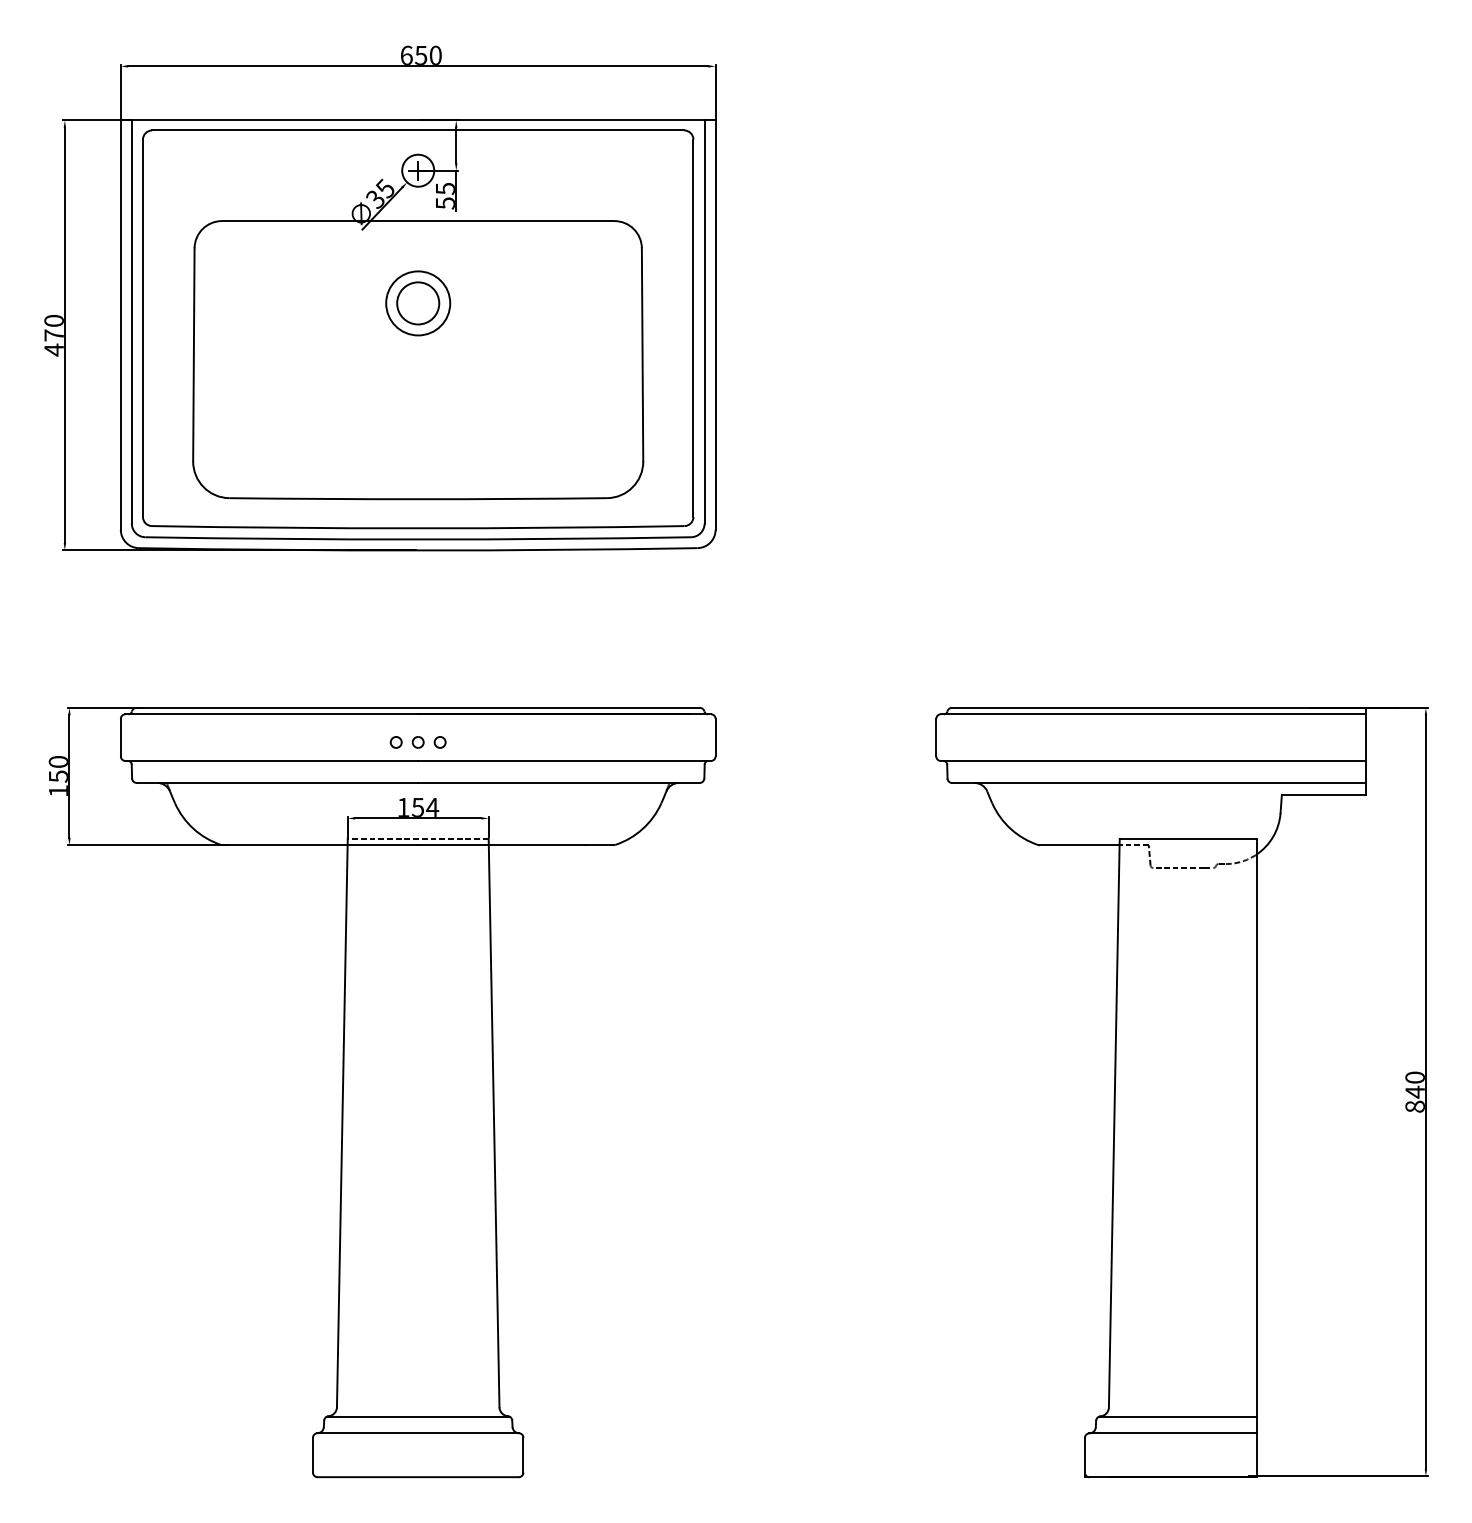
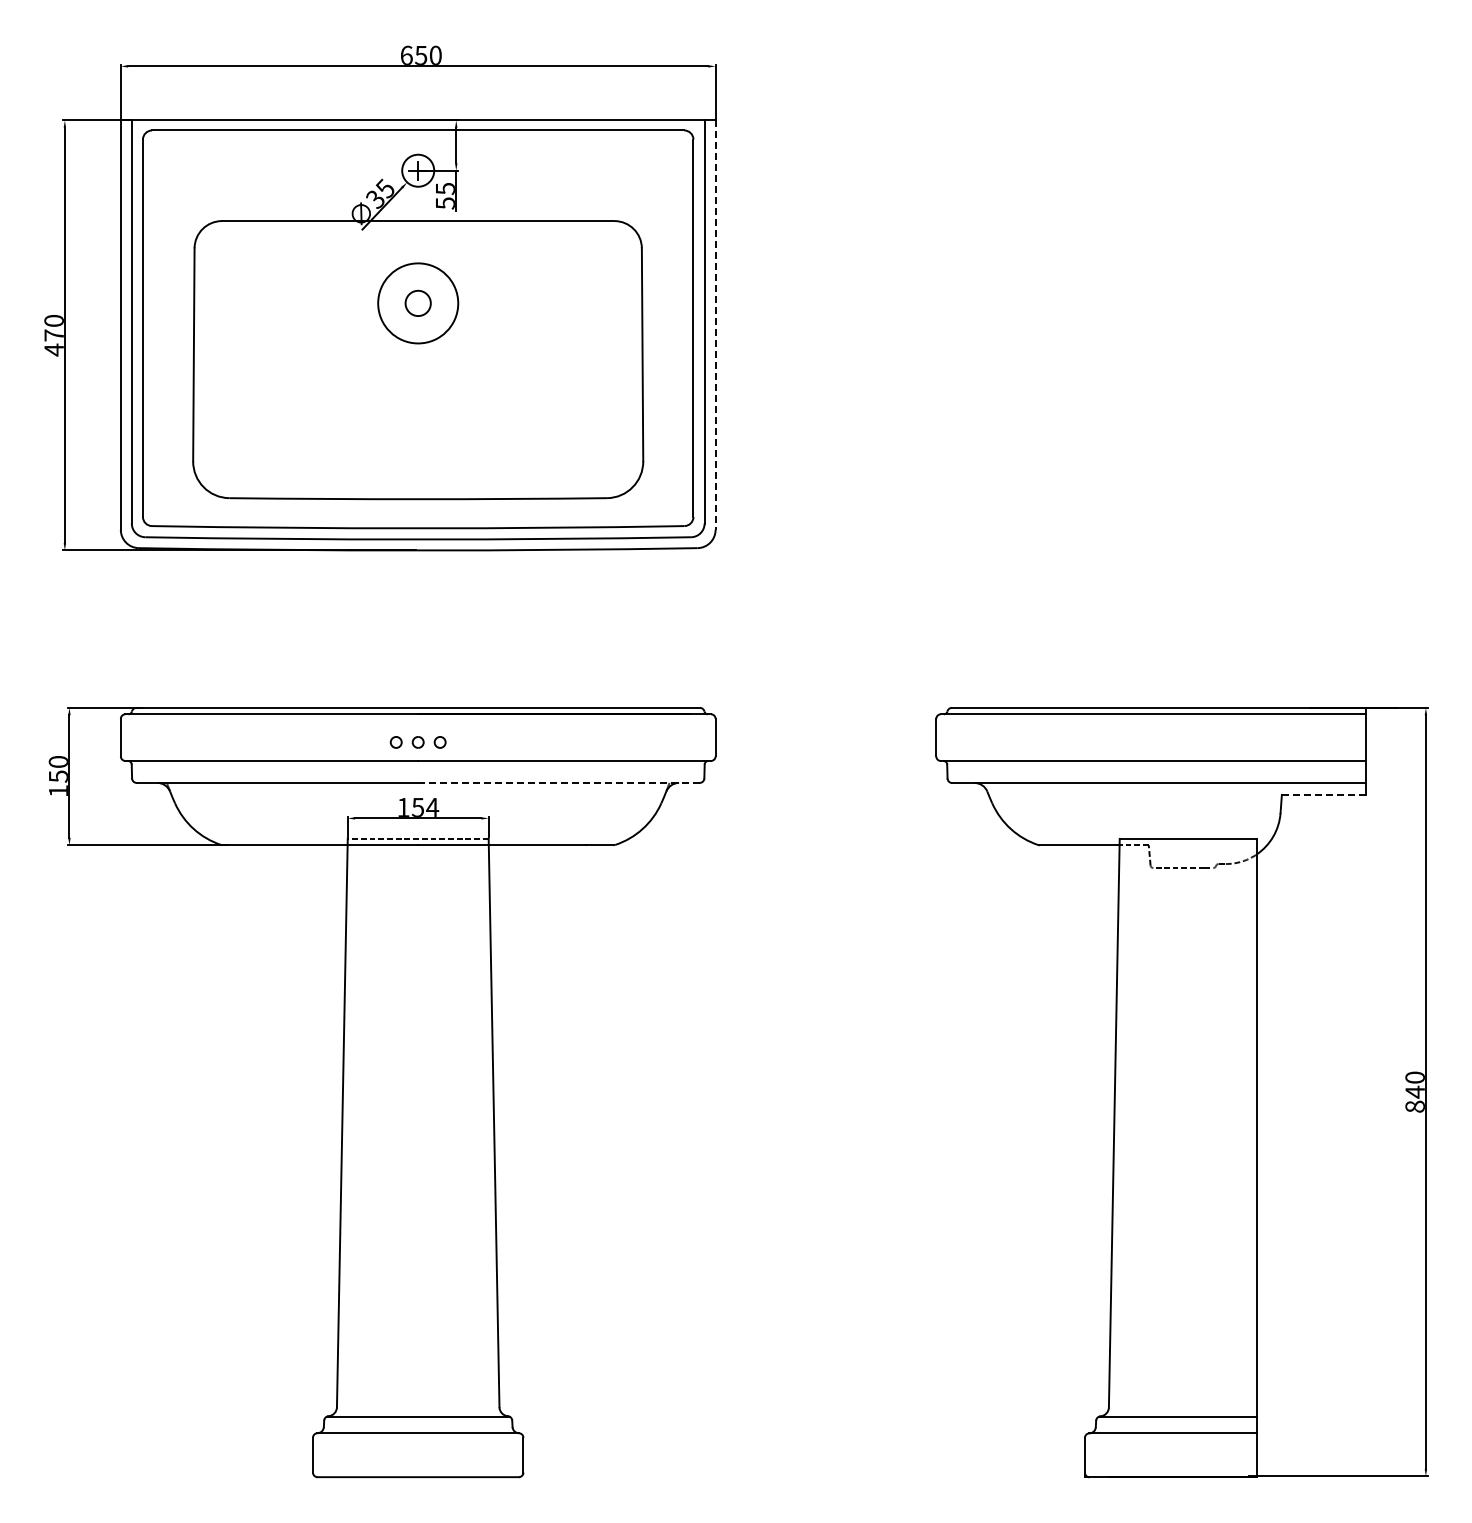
circle diameter: 42 px -> 25 px (417, 303)
circle diameter: 64 px -> 80 px (418, 303)
line: solid -> dashed (715, 325)
line: solid -> dashed (559, 782)
line: solid -> dashed (1324, 794)
